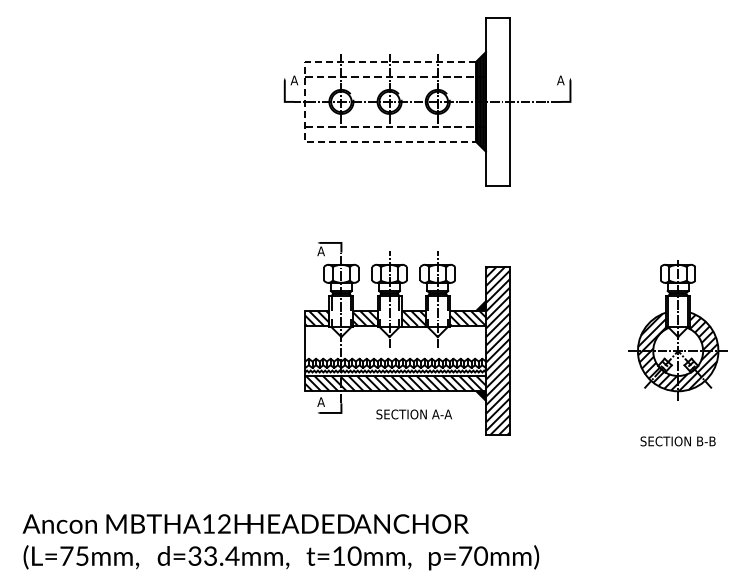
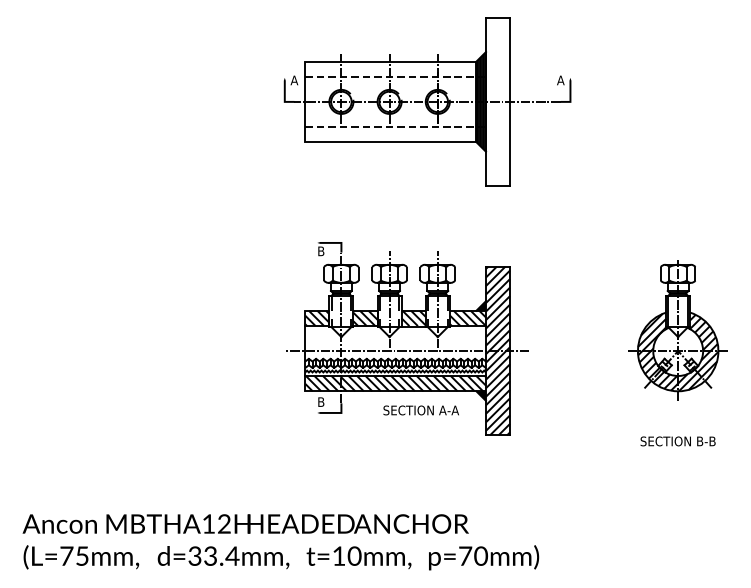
line: dashed -> solid (305, 102)
text: A -> B (320, 251)
line: none -> present (407, 351)
text: A -> B (320, 401)
text position: (413, 414) -> (420, 410) (420, 410)
